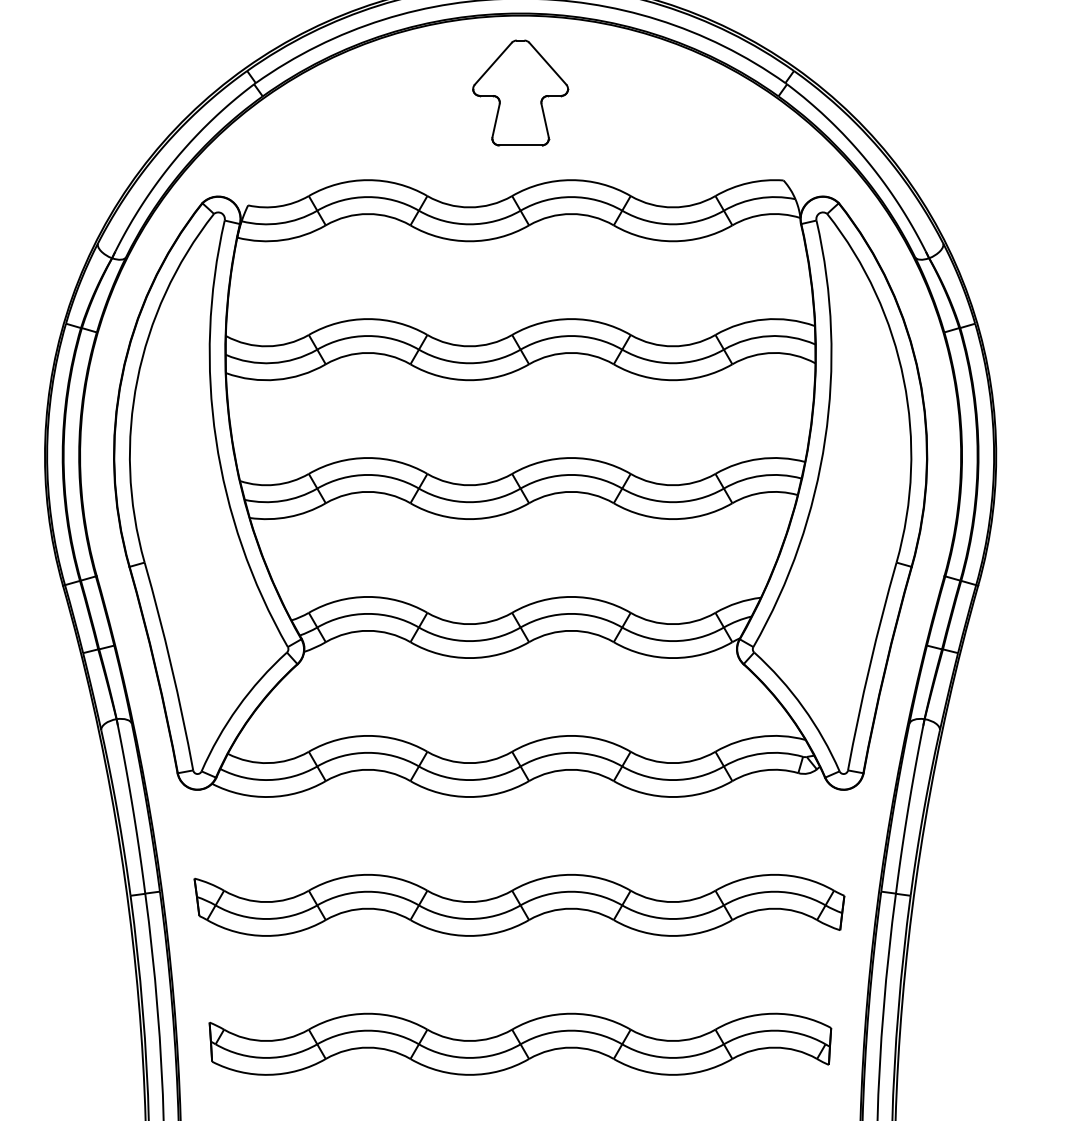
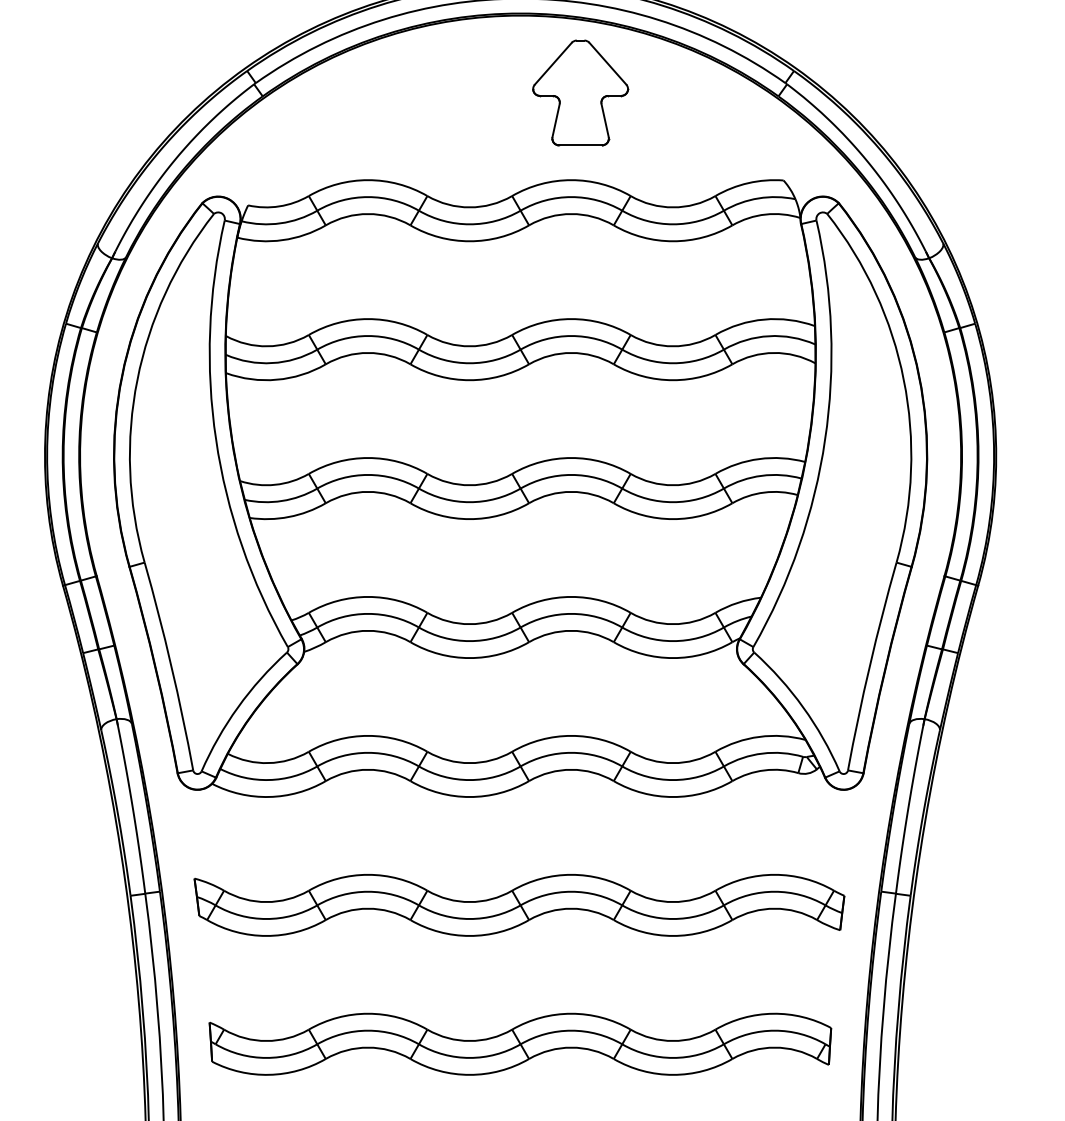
part position: (520, 92) -> (580, 92) (580, 92)
